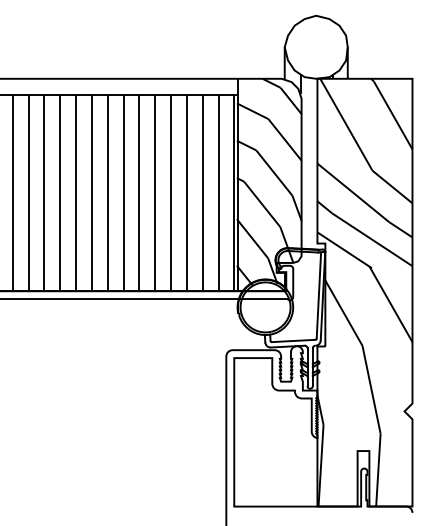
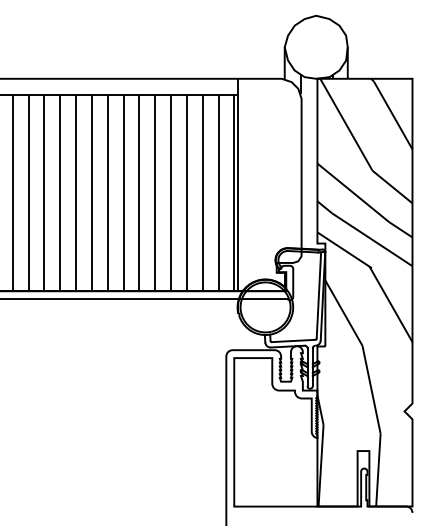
hatch: present -> none (268, 181)
